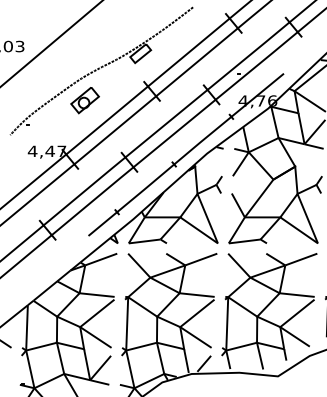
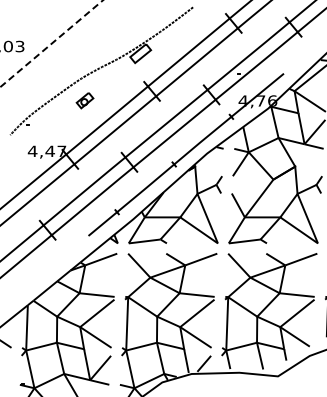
line: solid -> dashed (51, 43)
part size: 30x28 px -> 20x18 px (84, 100)
